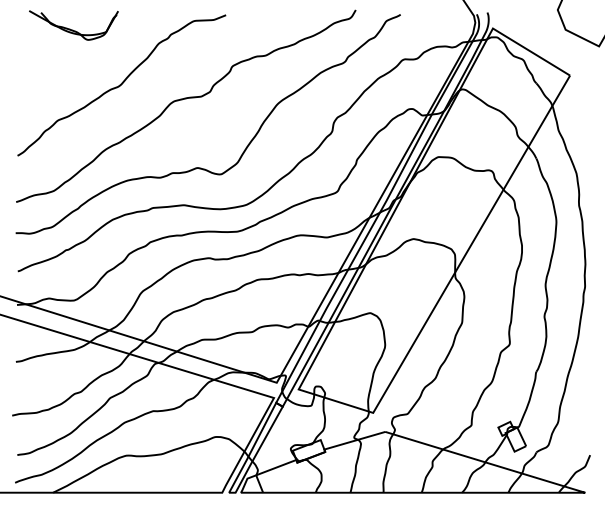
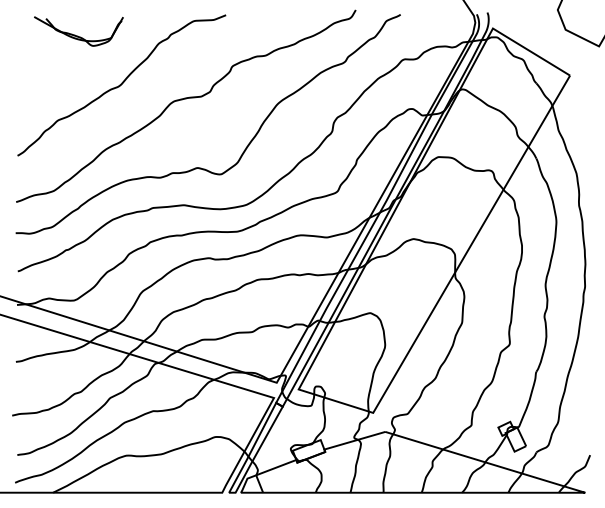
part position: (73, 25) -> (78, 31) (78, 31)
